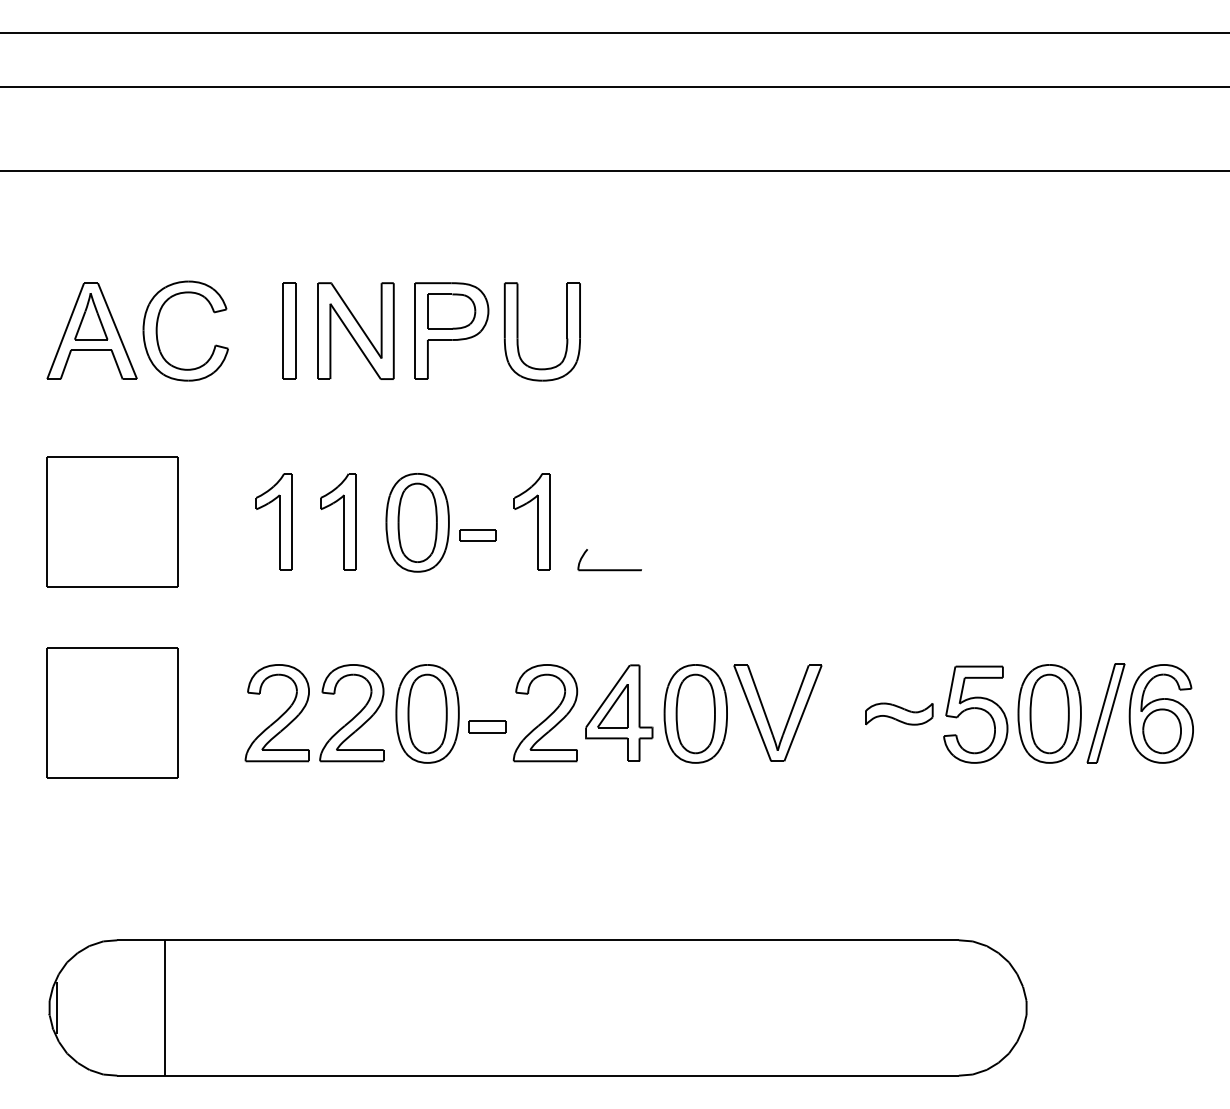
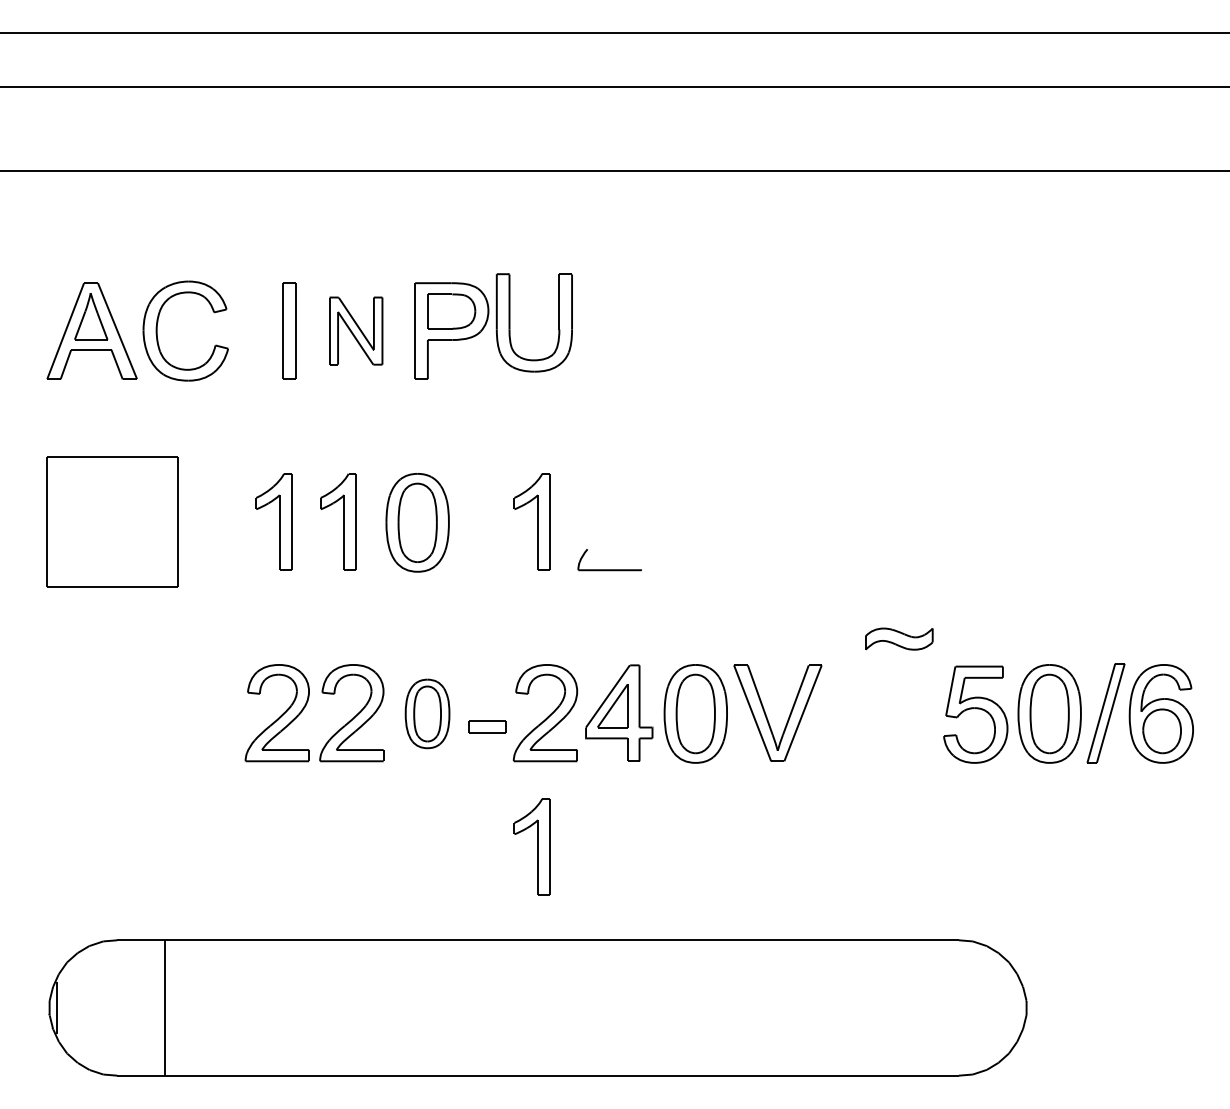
part size: 78x98 px -> 55x70 px (356, 330)
part position: (518, 331) -> (510, 322) (510, 322)
part: present -> none (477, 535)
part: present -> none (112, 712)
part size: 65x100 px -> 47x72 px (427, 713)
part position: (899, 713) -> (899, 638) (899, 638)
part: none -> present (531, 846)
